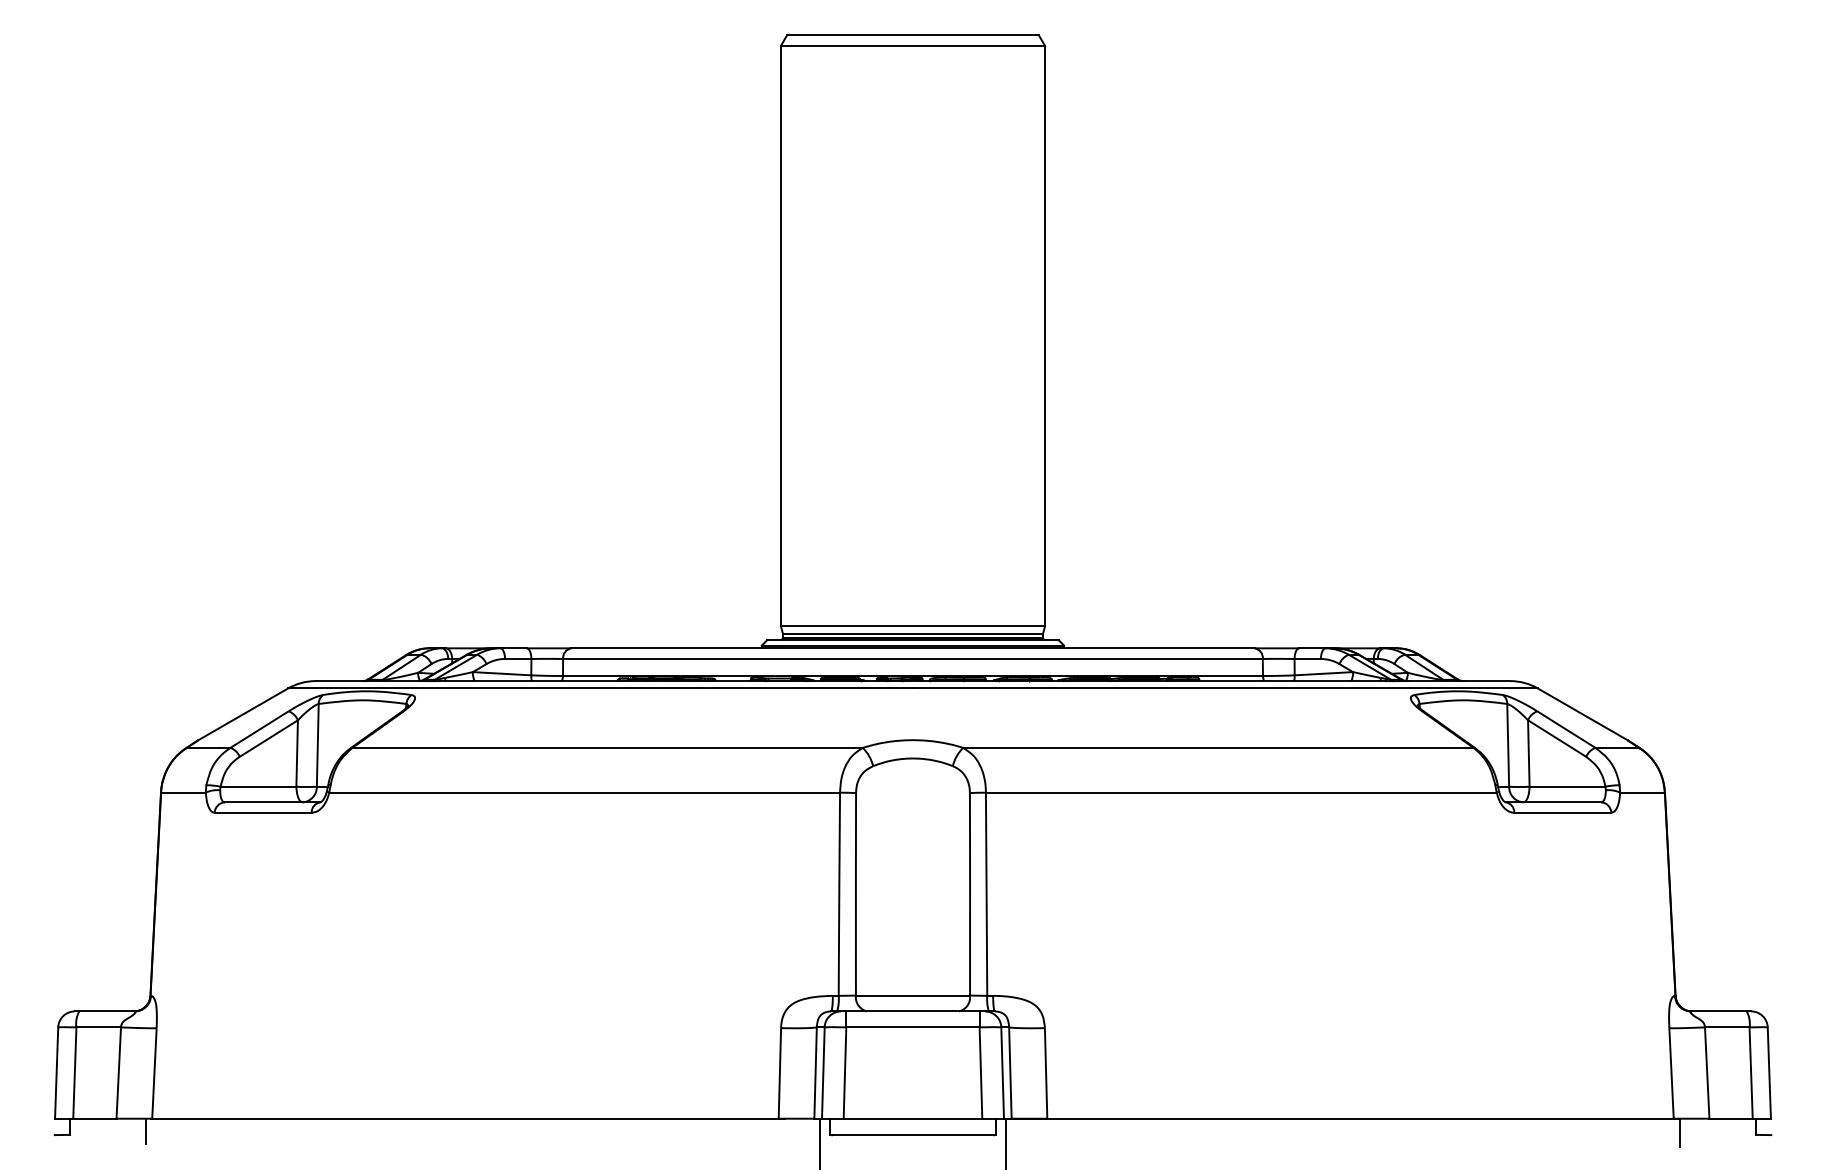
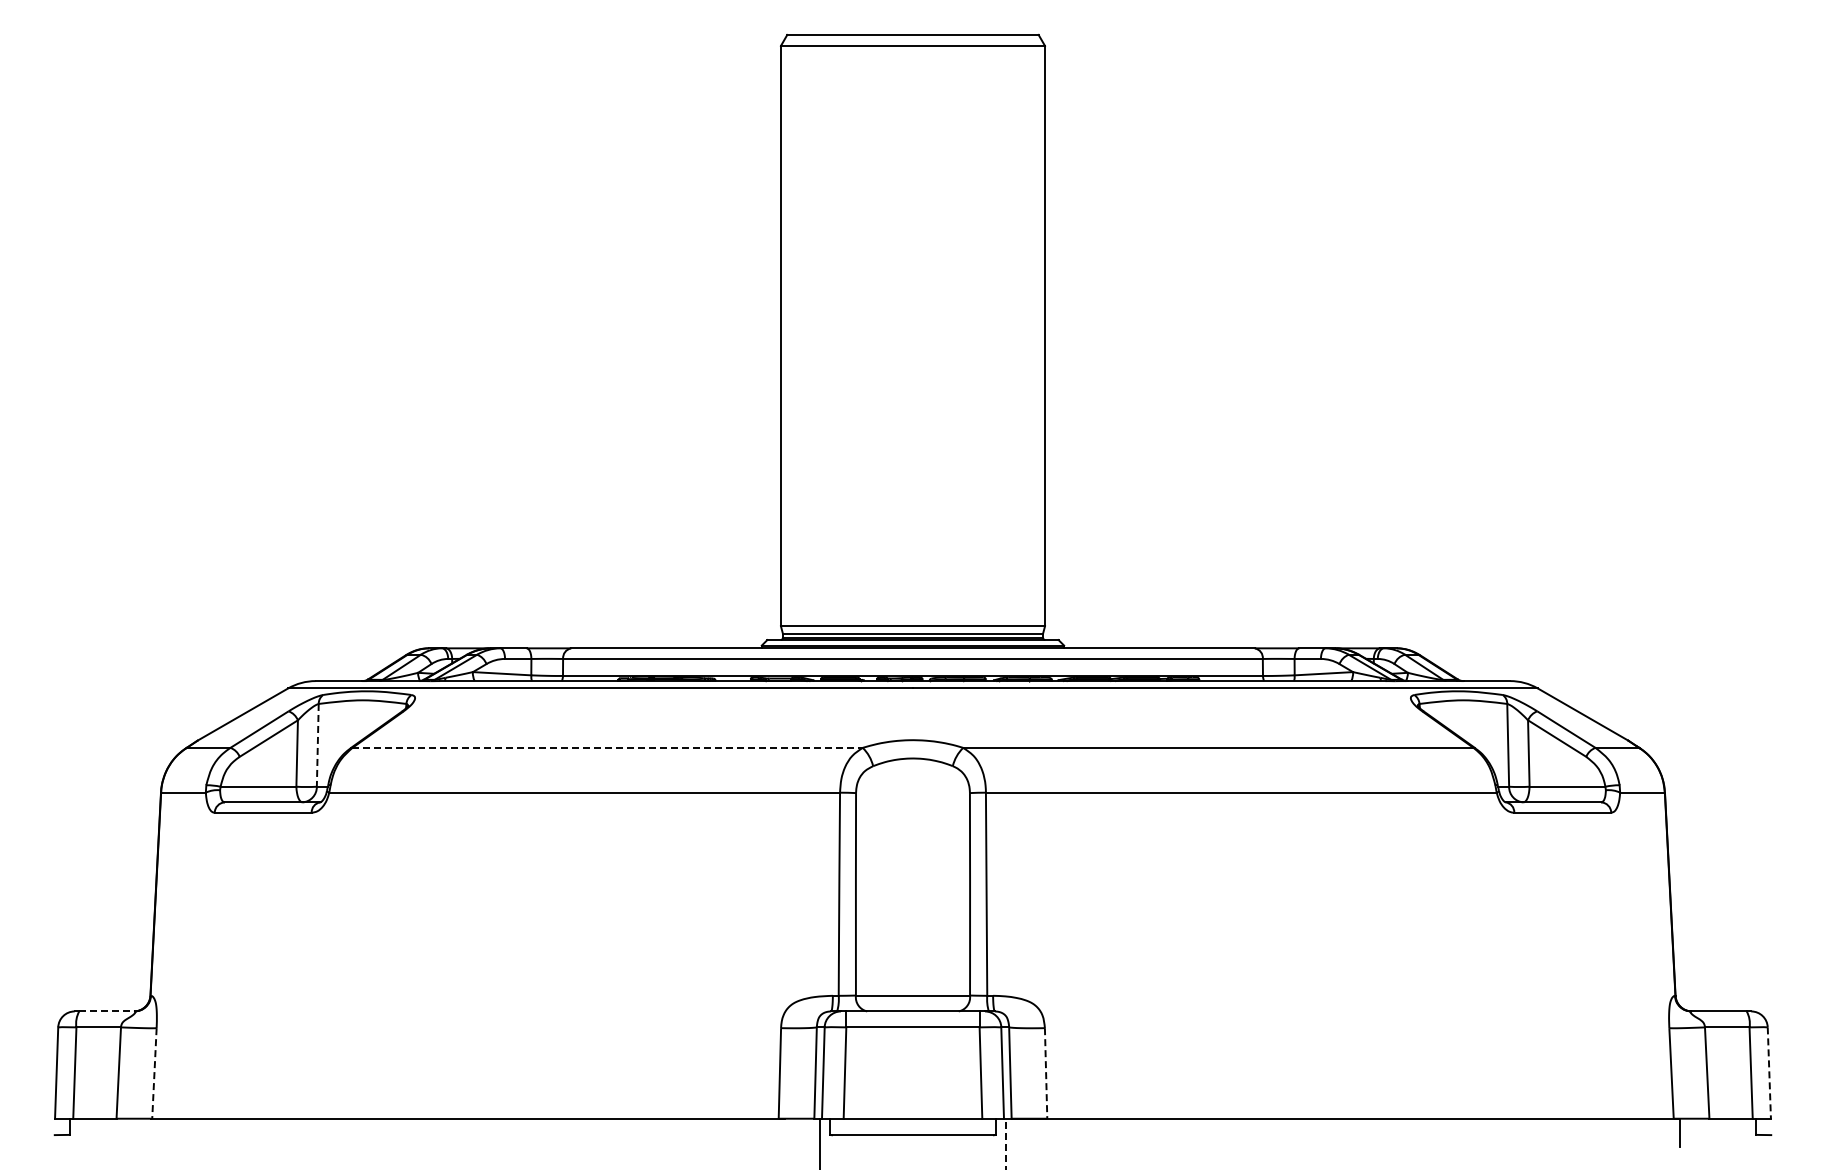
line: solid -> dashed (317, 745)
line: solid -> dashed (608, 747)
line: solid -> dashed (107, 1011)
line: solid -> dashed (1769, 1073)
line: solid -> dashed (154, 1074)
line: solid -> dashed (1046, 1074)
line: present -> none (145, 1130)
line: solid -> dashed (1005, 1143)
